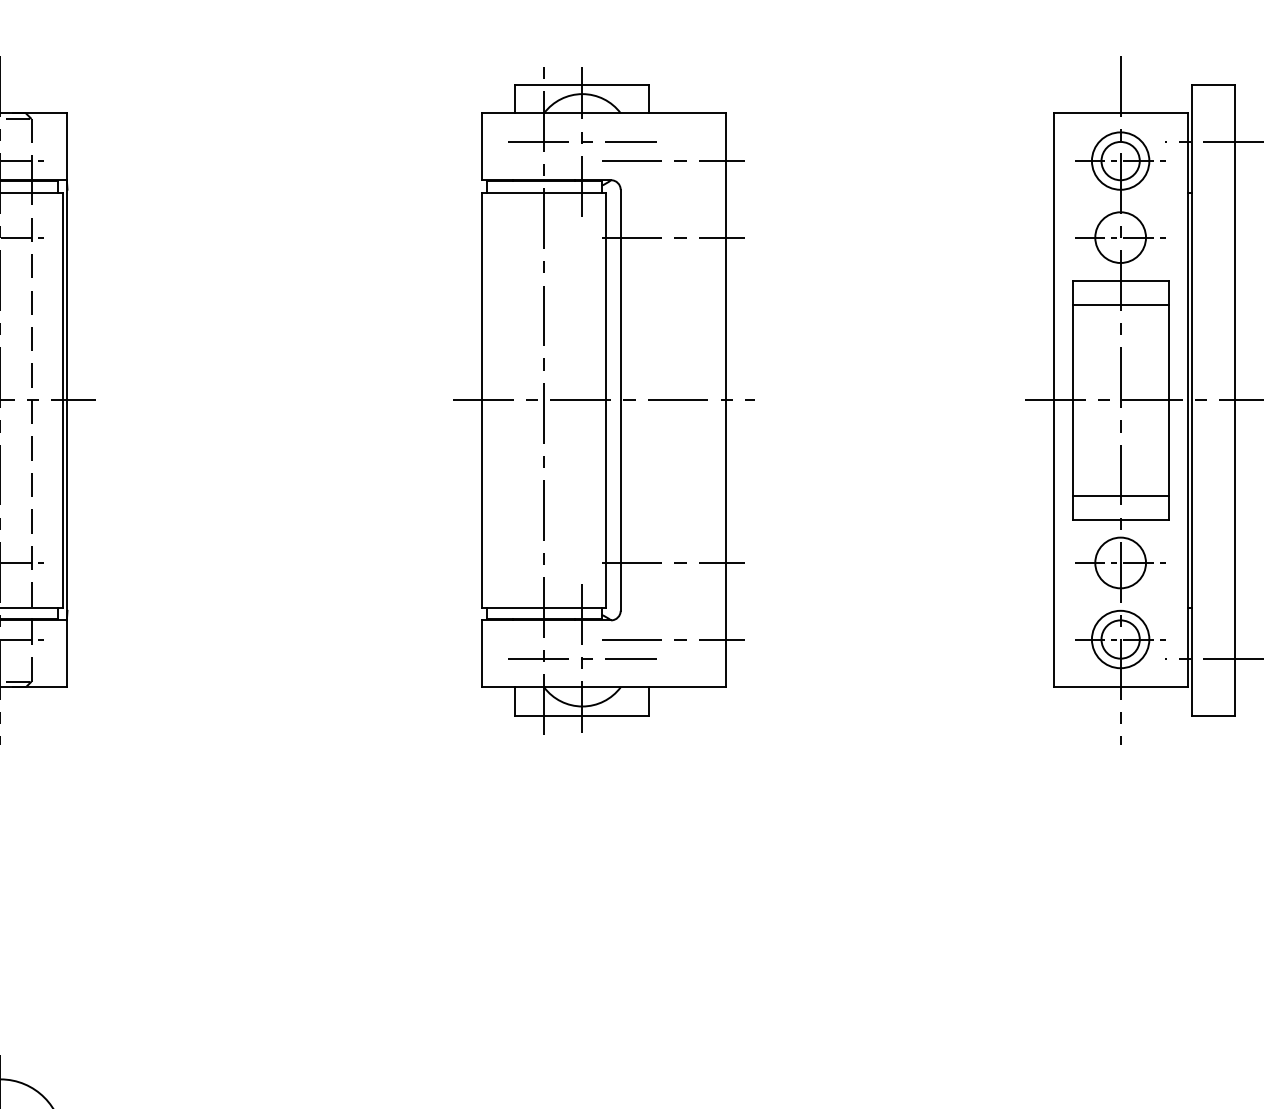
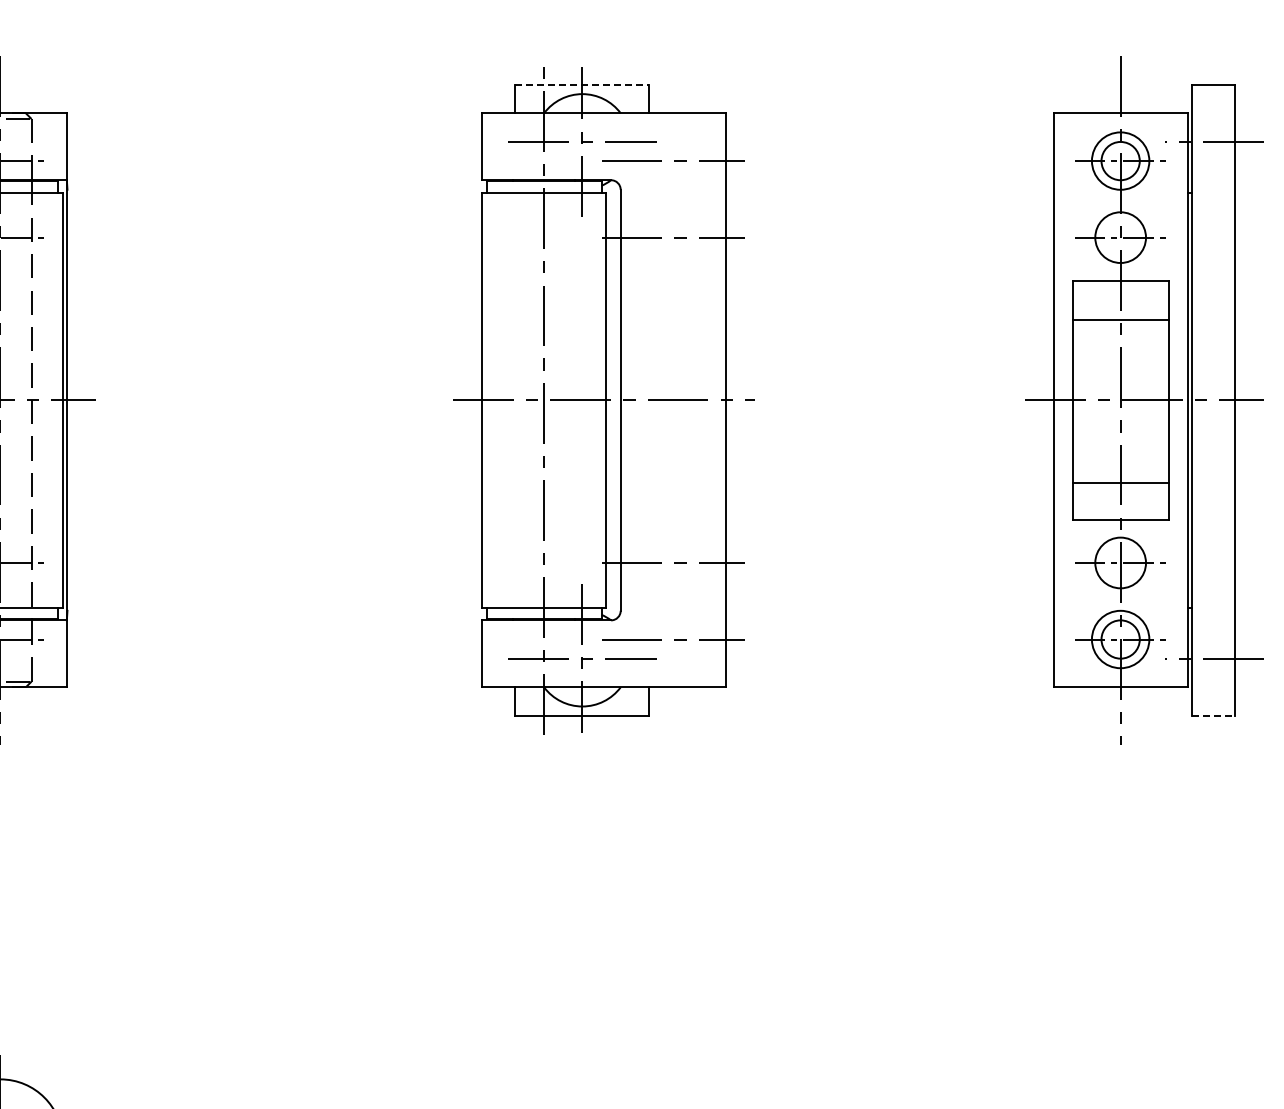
line: solid -> dashed (582, 84)
line position: (1120, 304) -> (1120, 319) (1120, 319)
line position: (1120, 496) -> (1120, 483) (1120, 483)
line: solid -> dashed (1213, 716)
